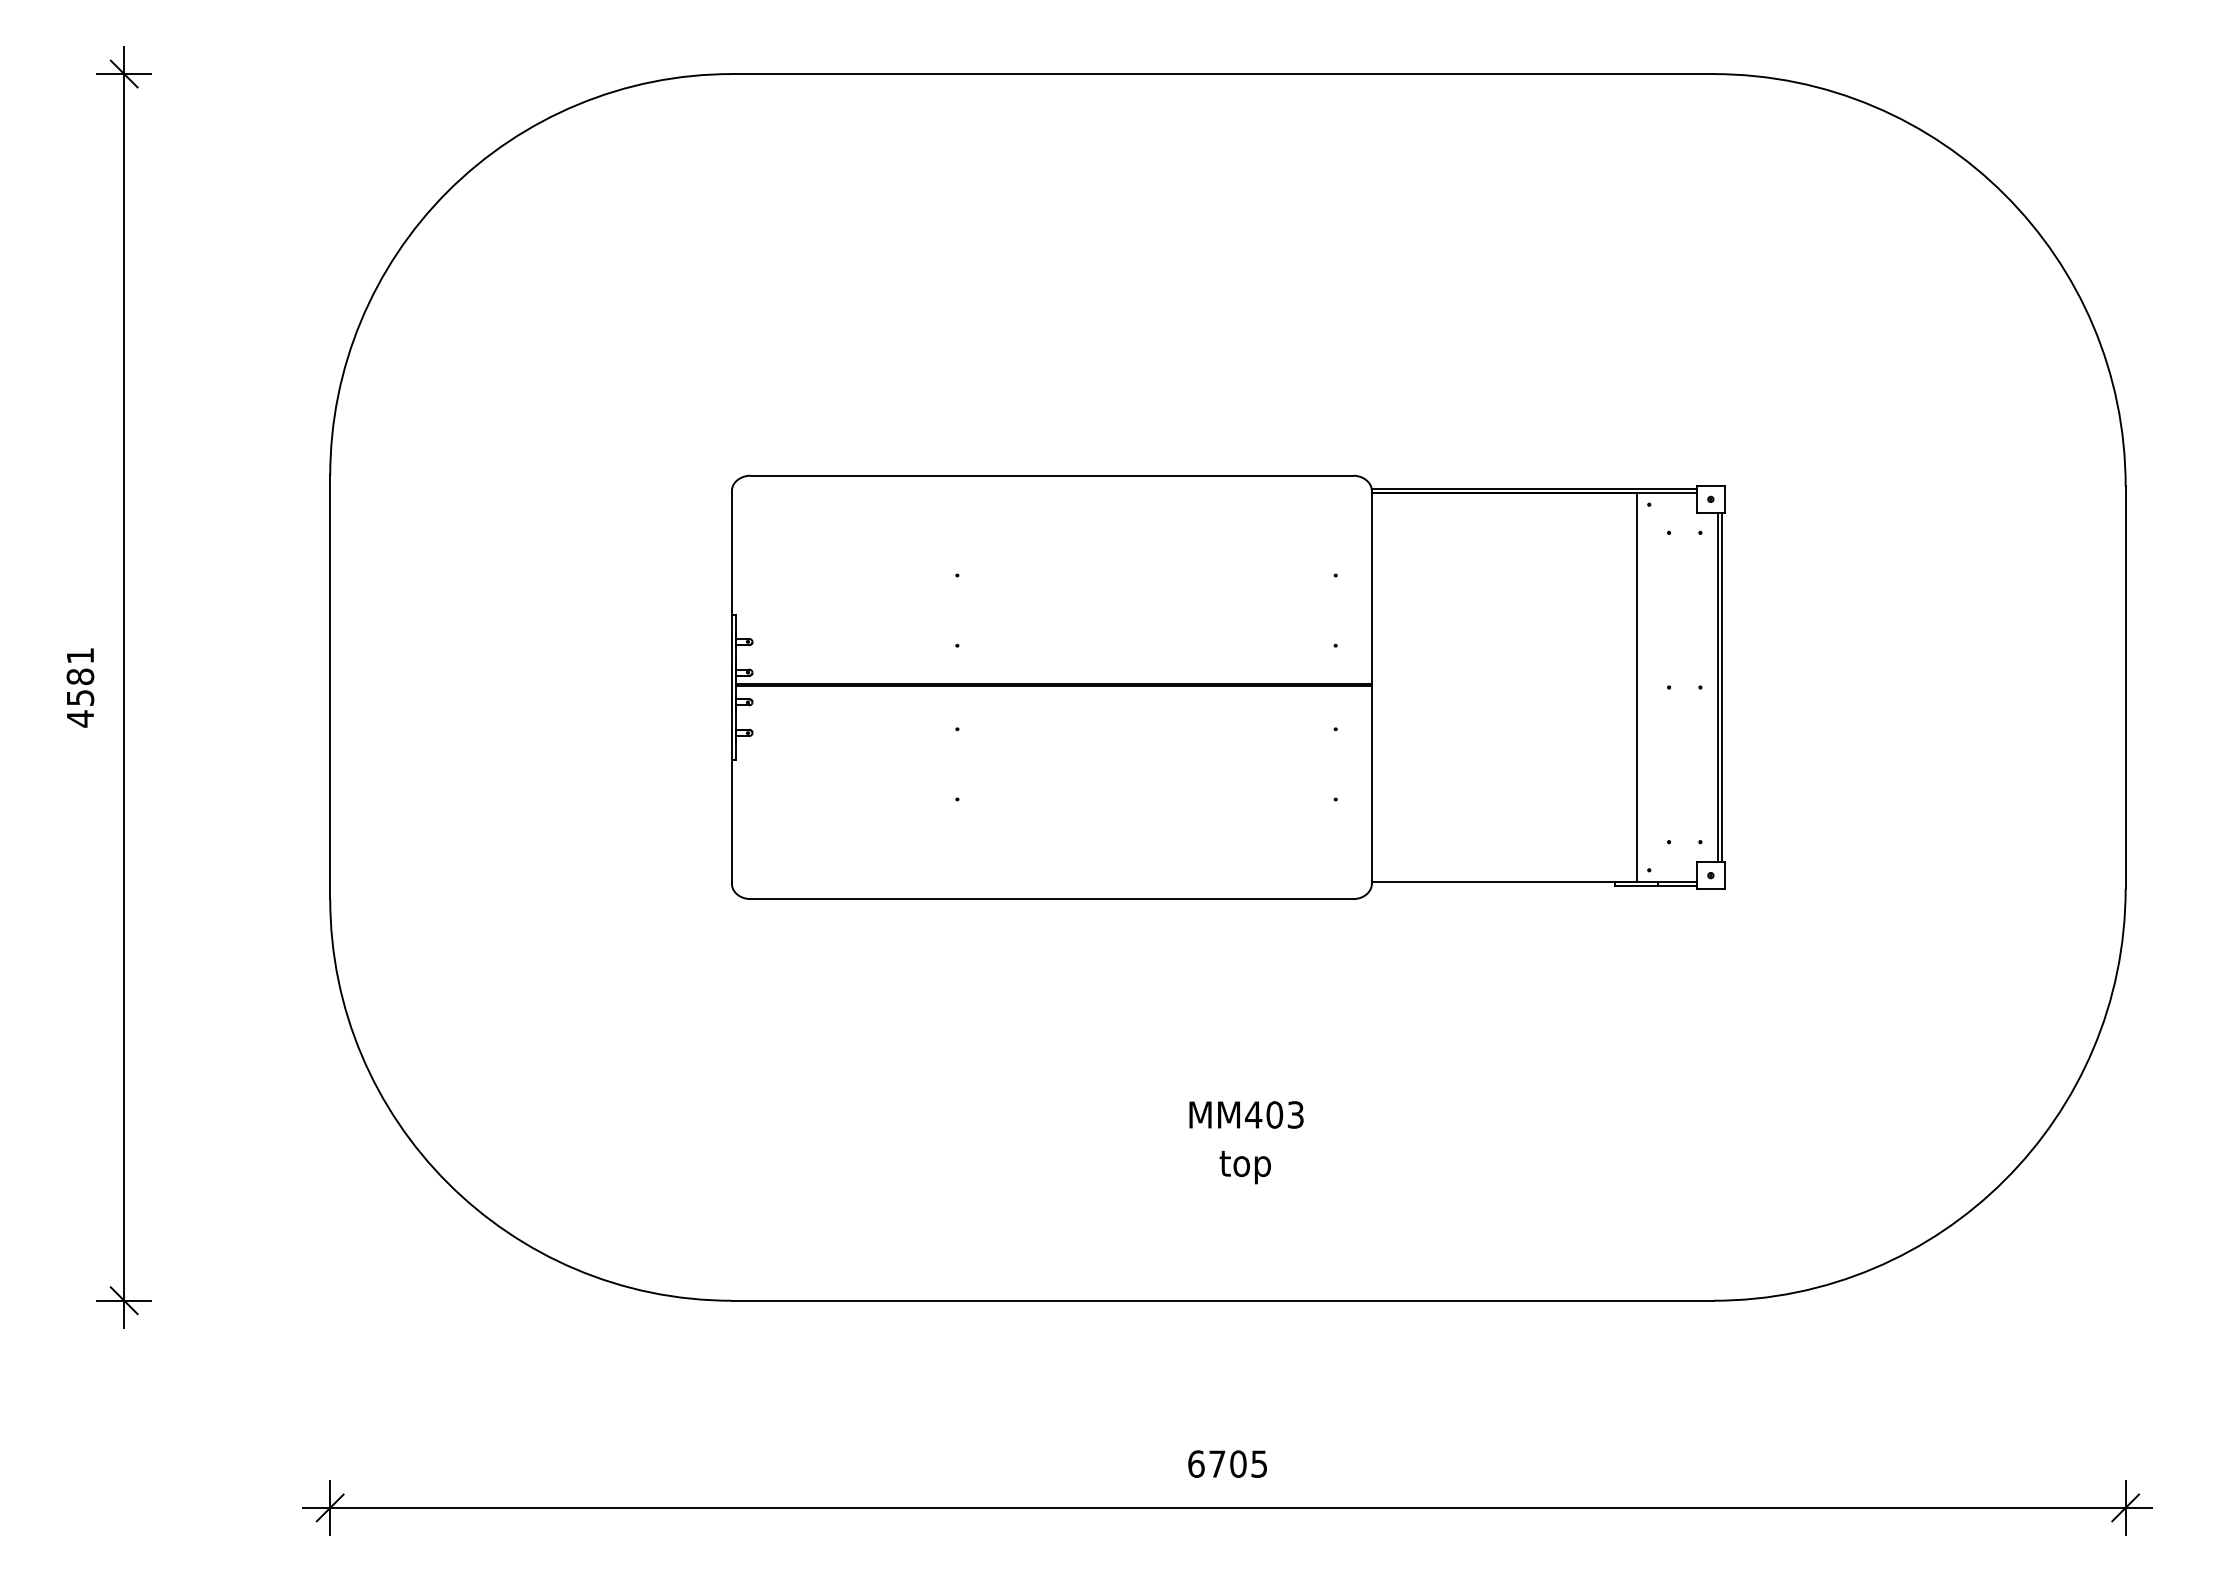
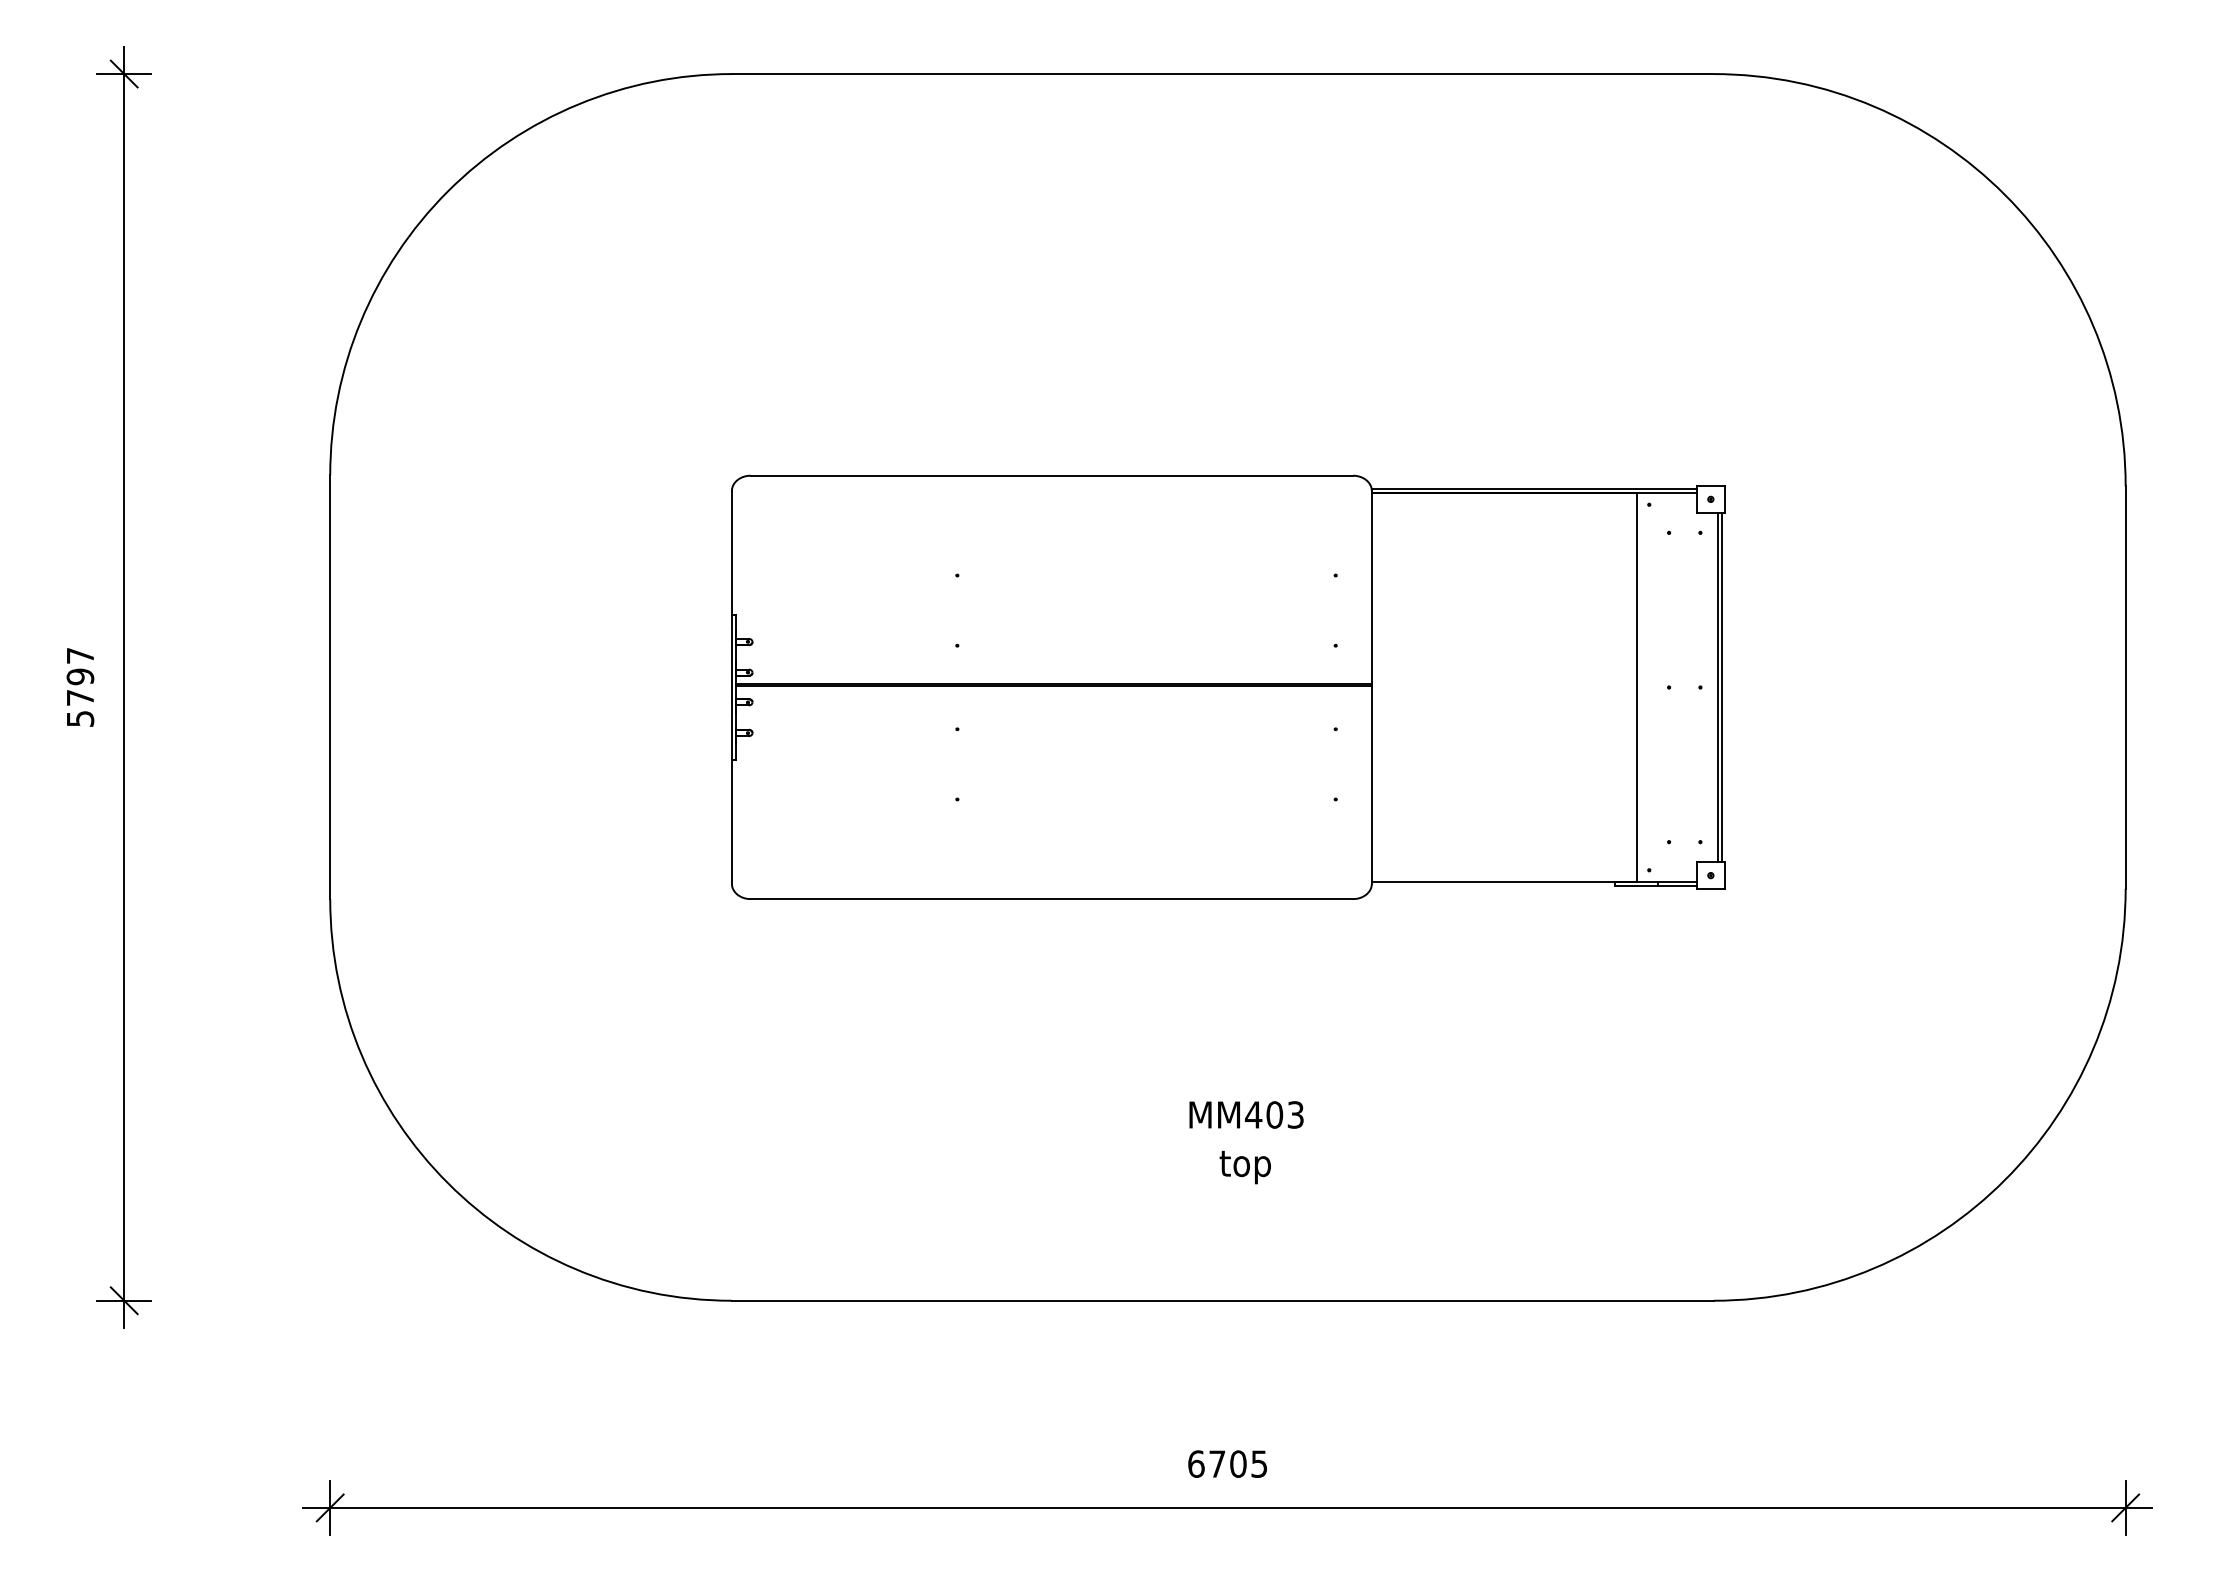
text: 4581 -> 5797 (80, 687)
